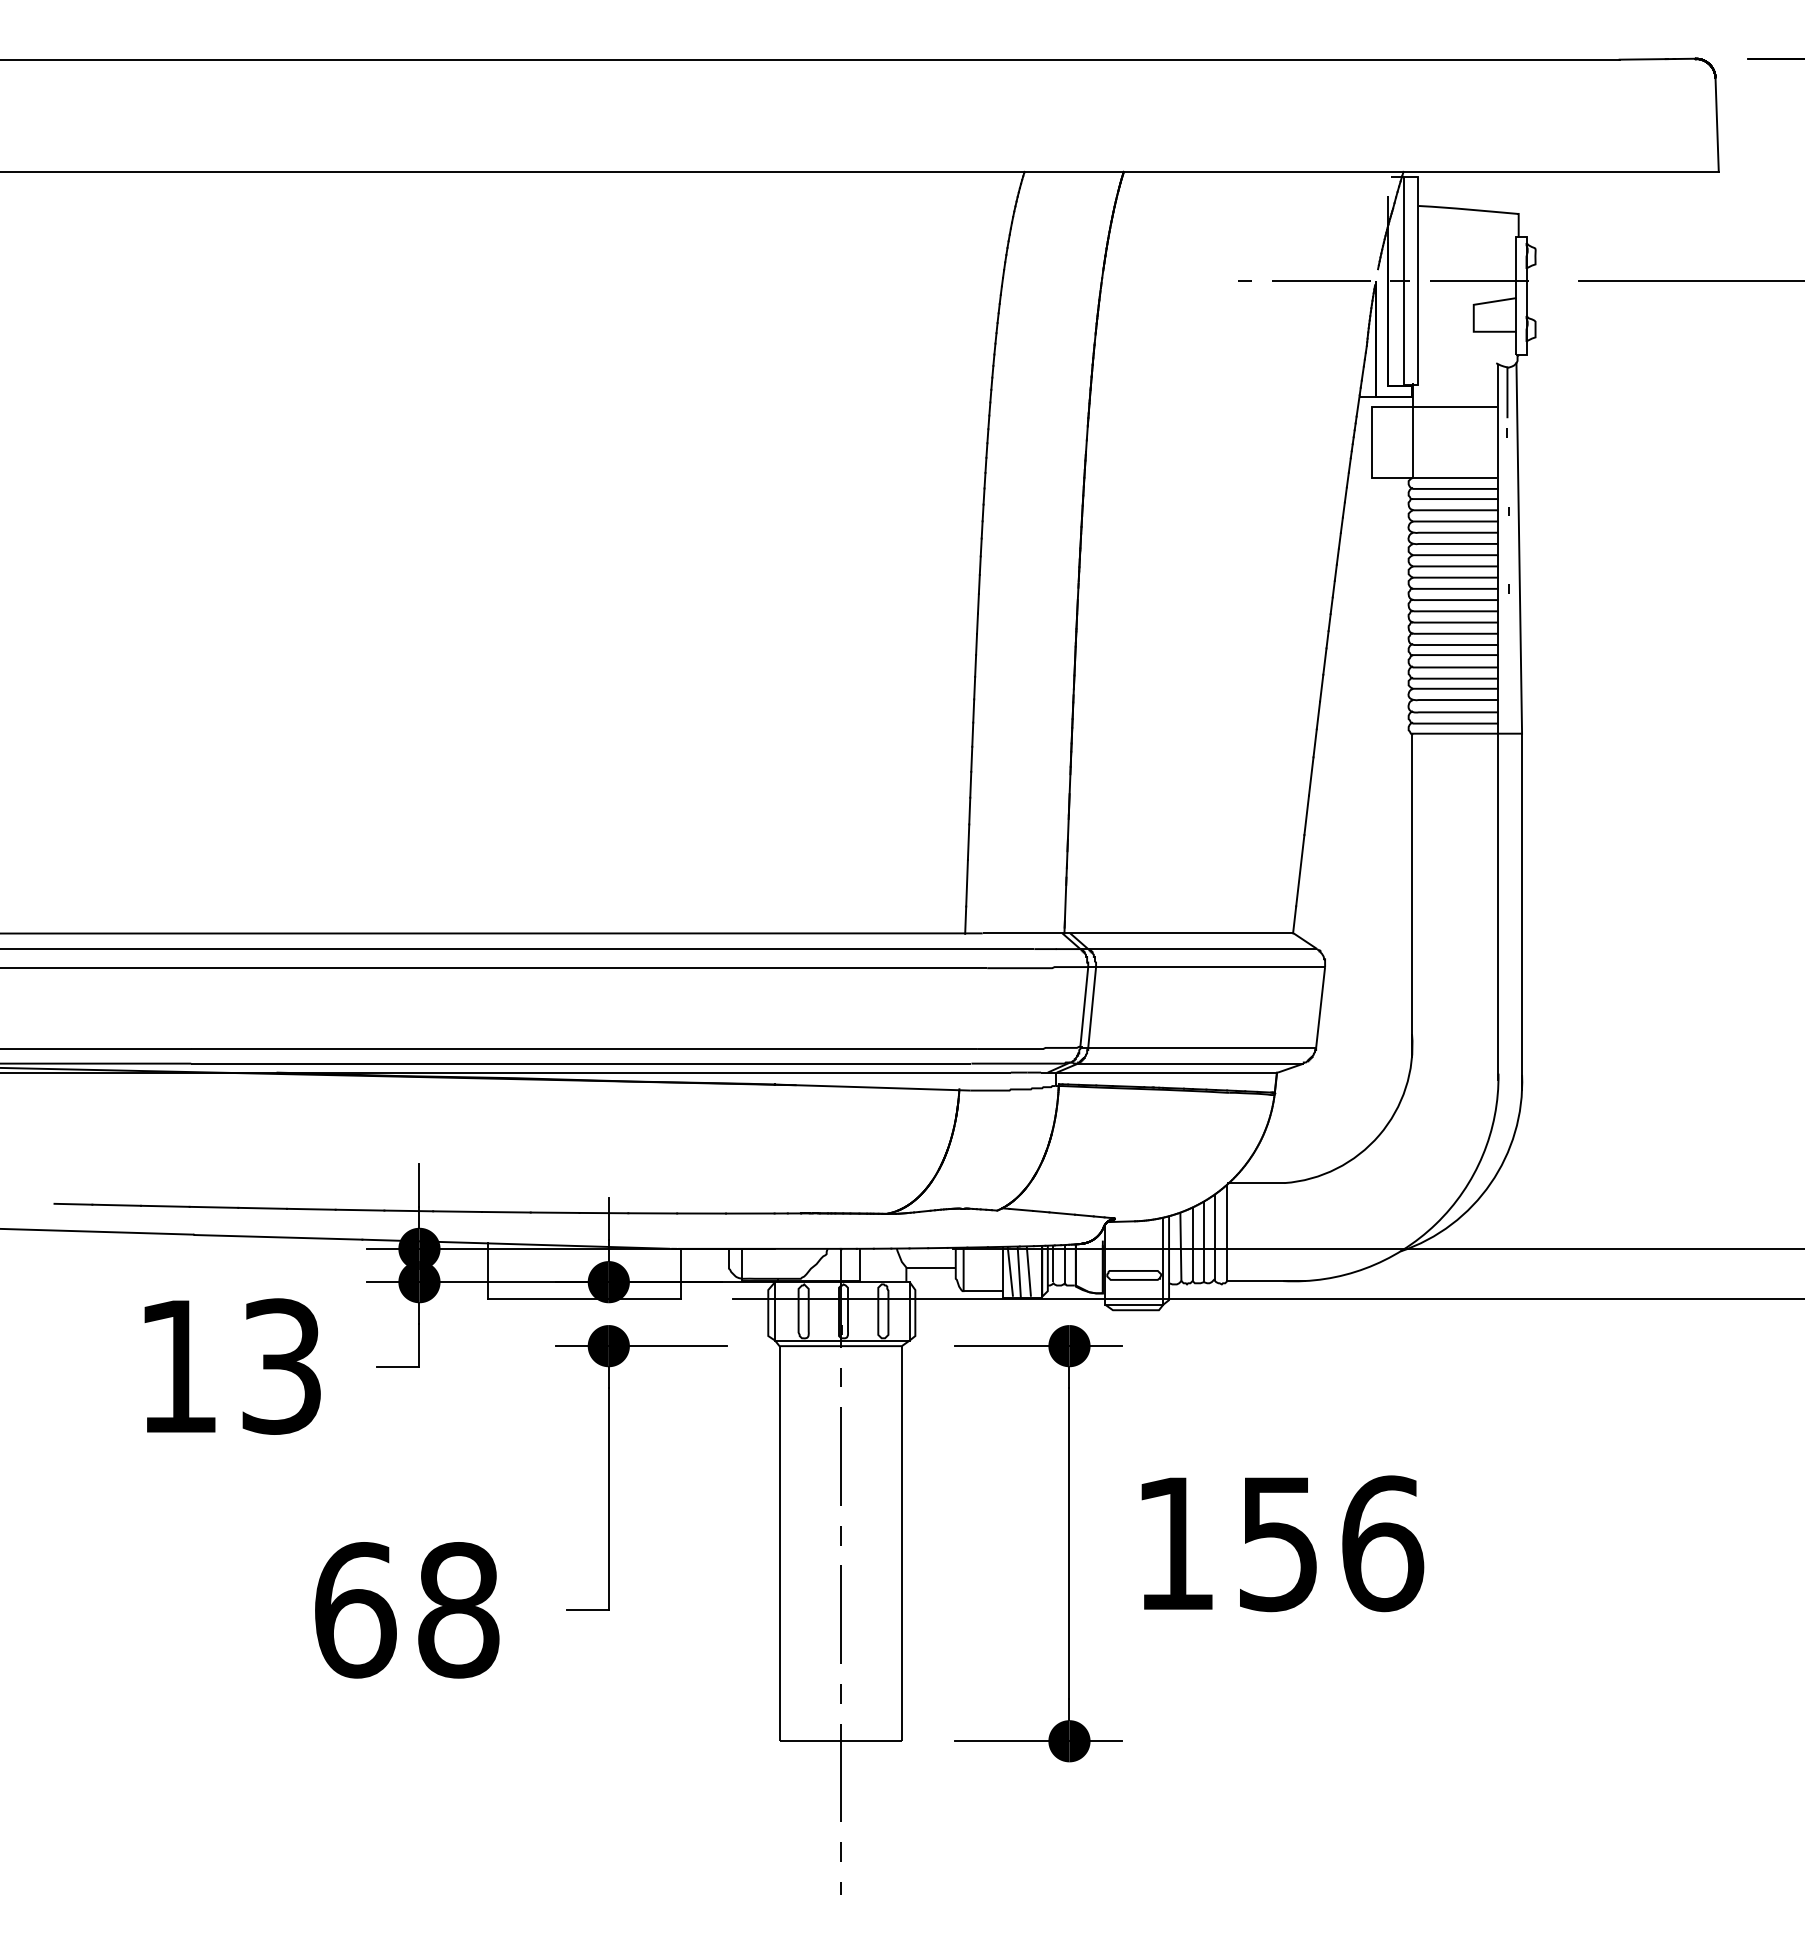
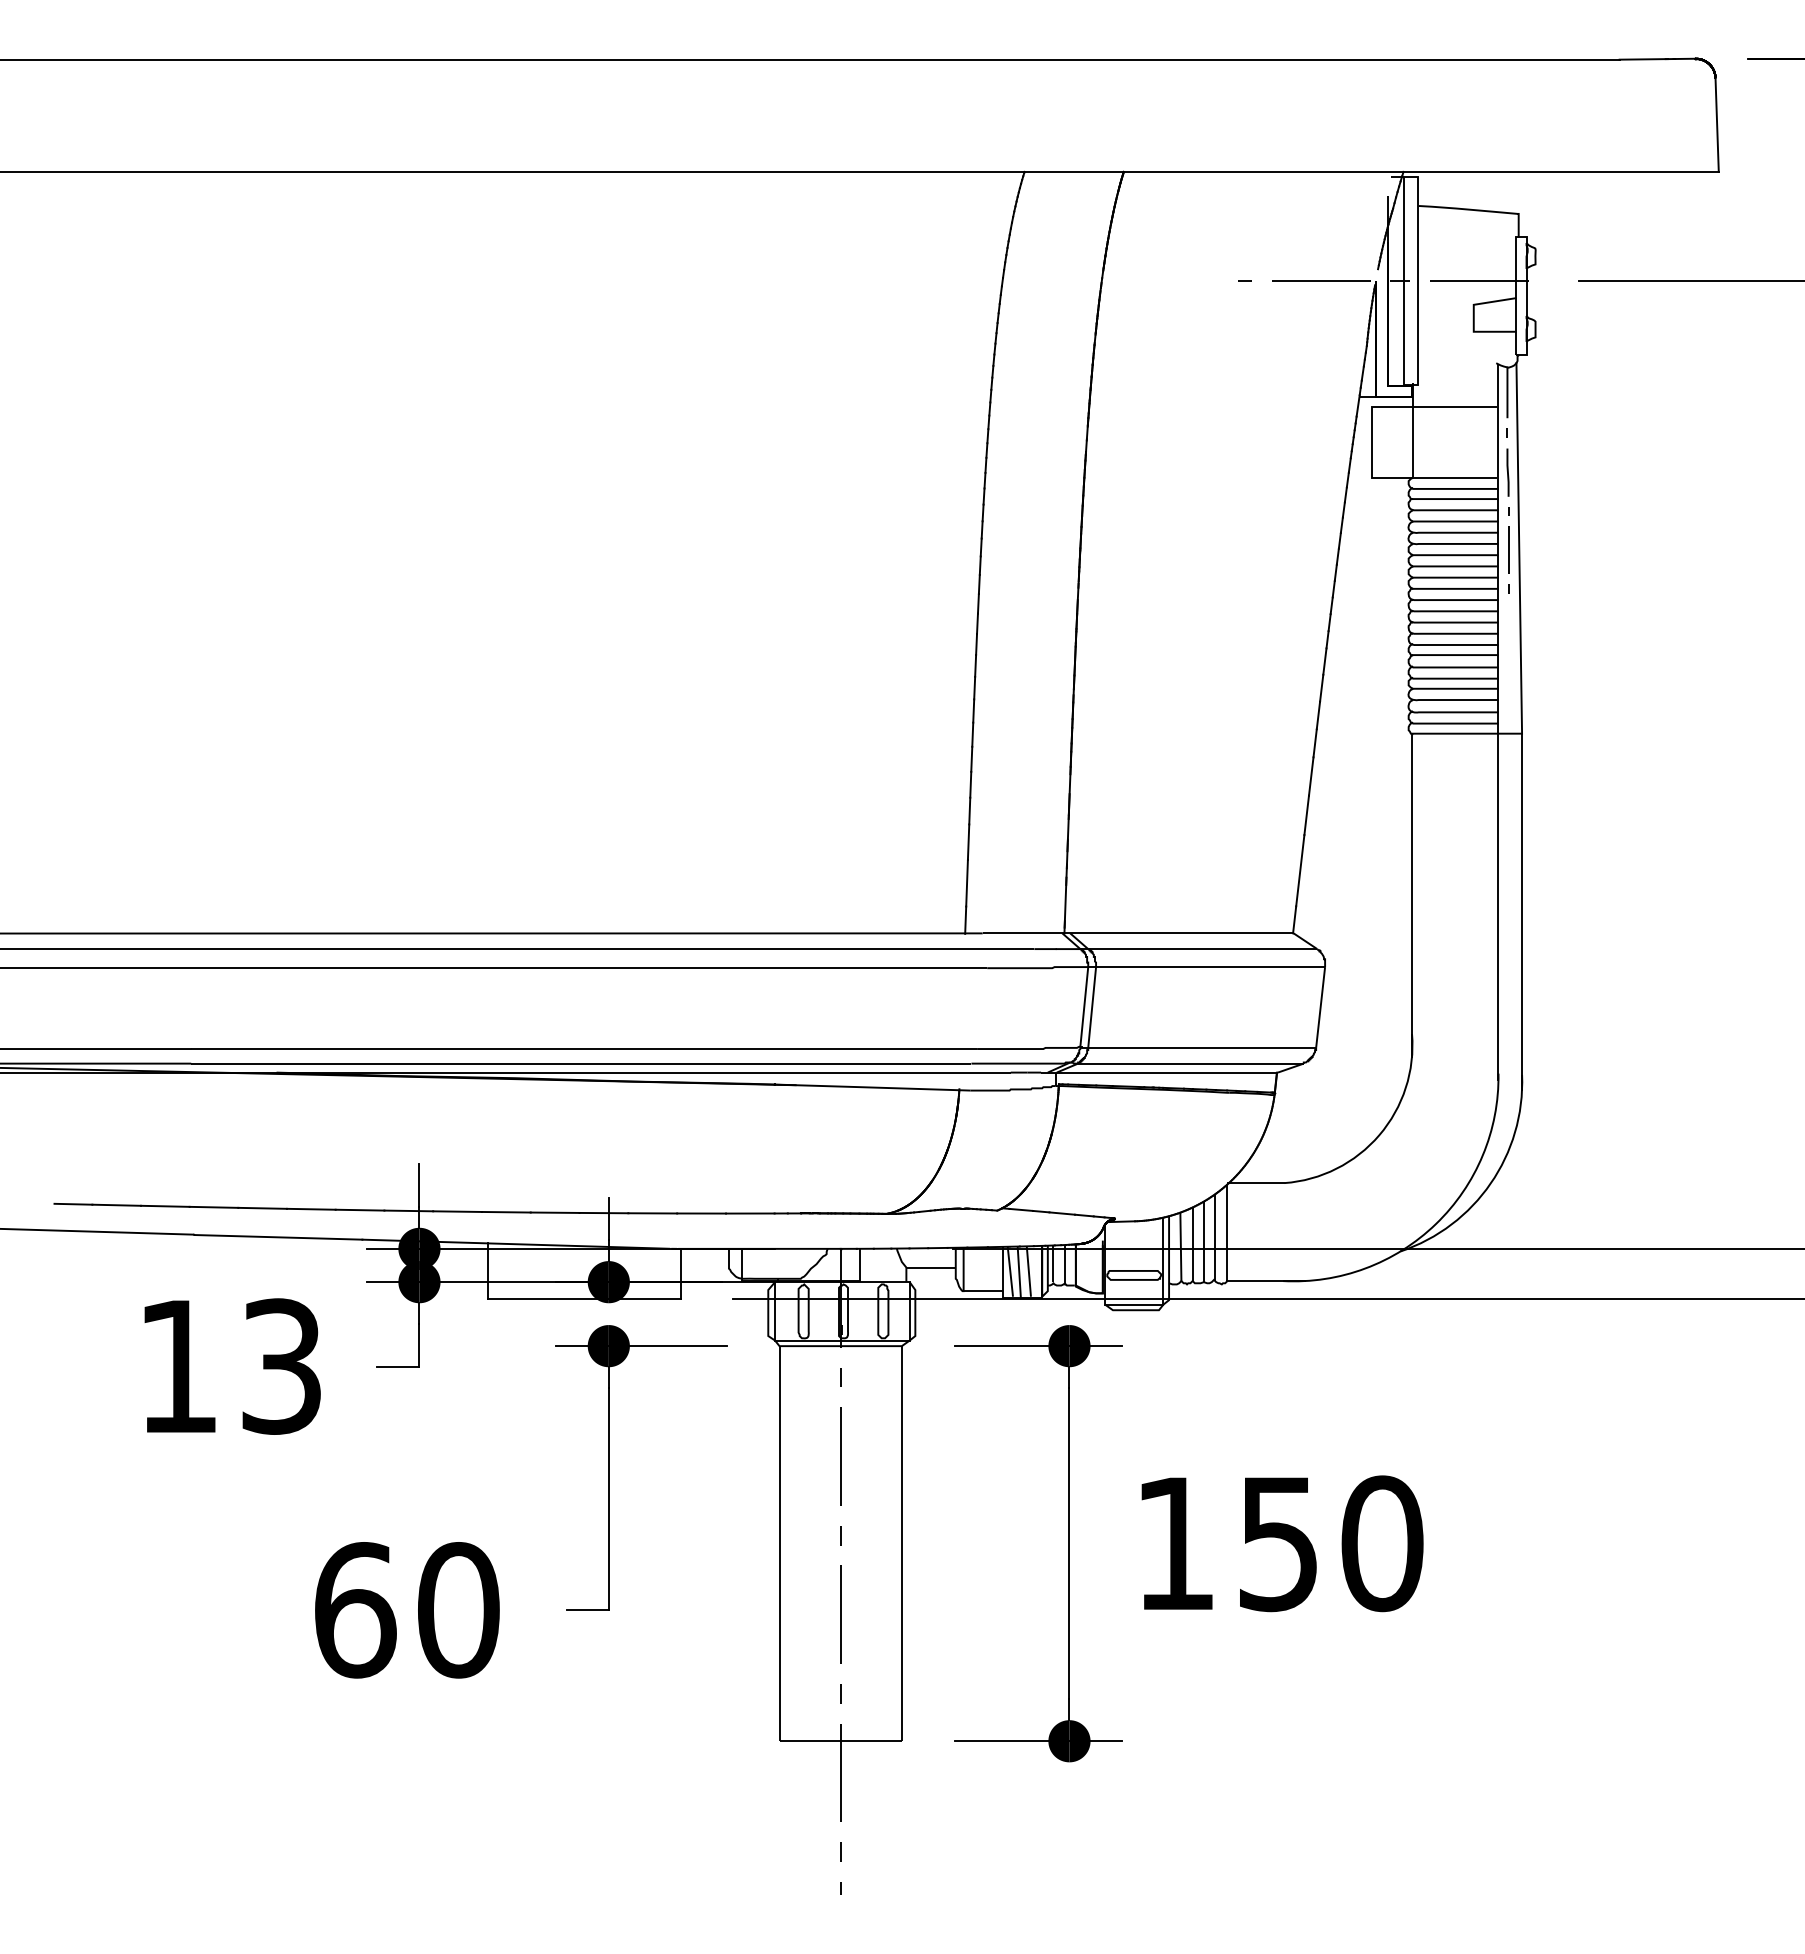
line: none -> present (1507, 472)
line: none -> present (1508, 549)
text: 156 -> 150 (1382, 1543)
text: 68 -> 60 (458, 1610)
